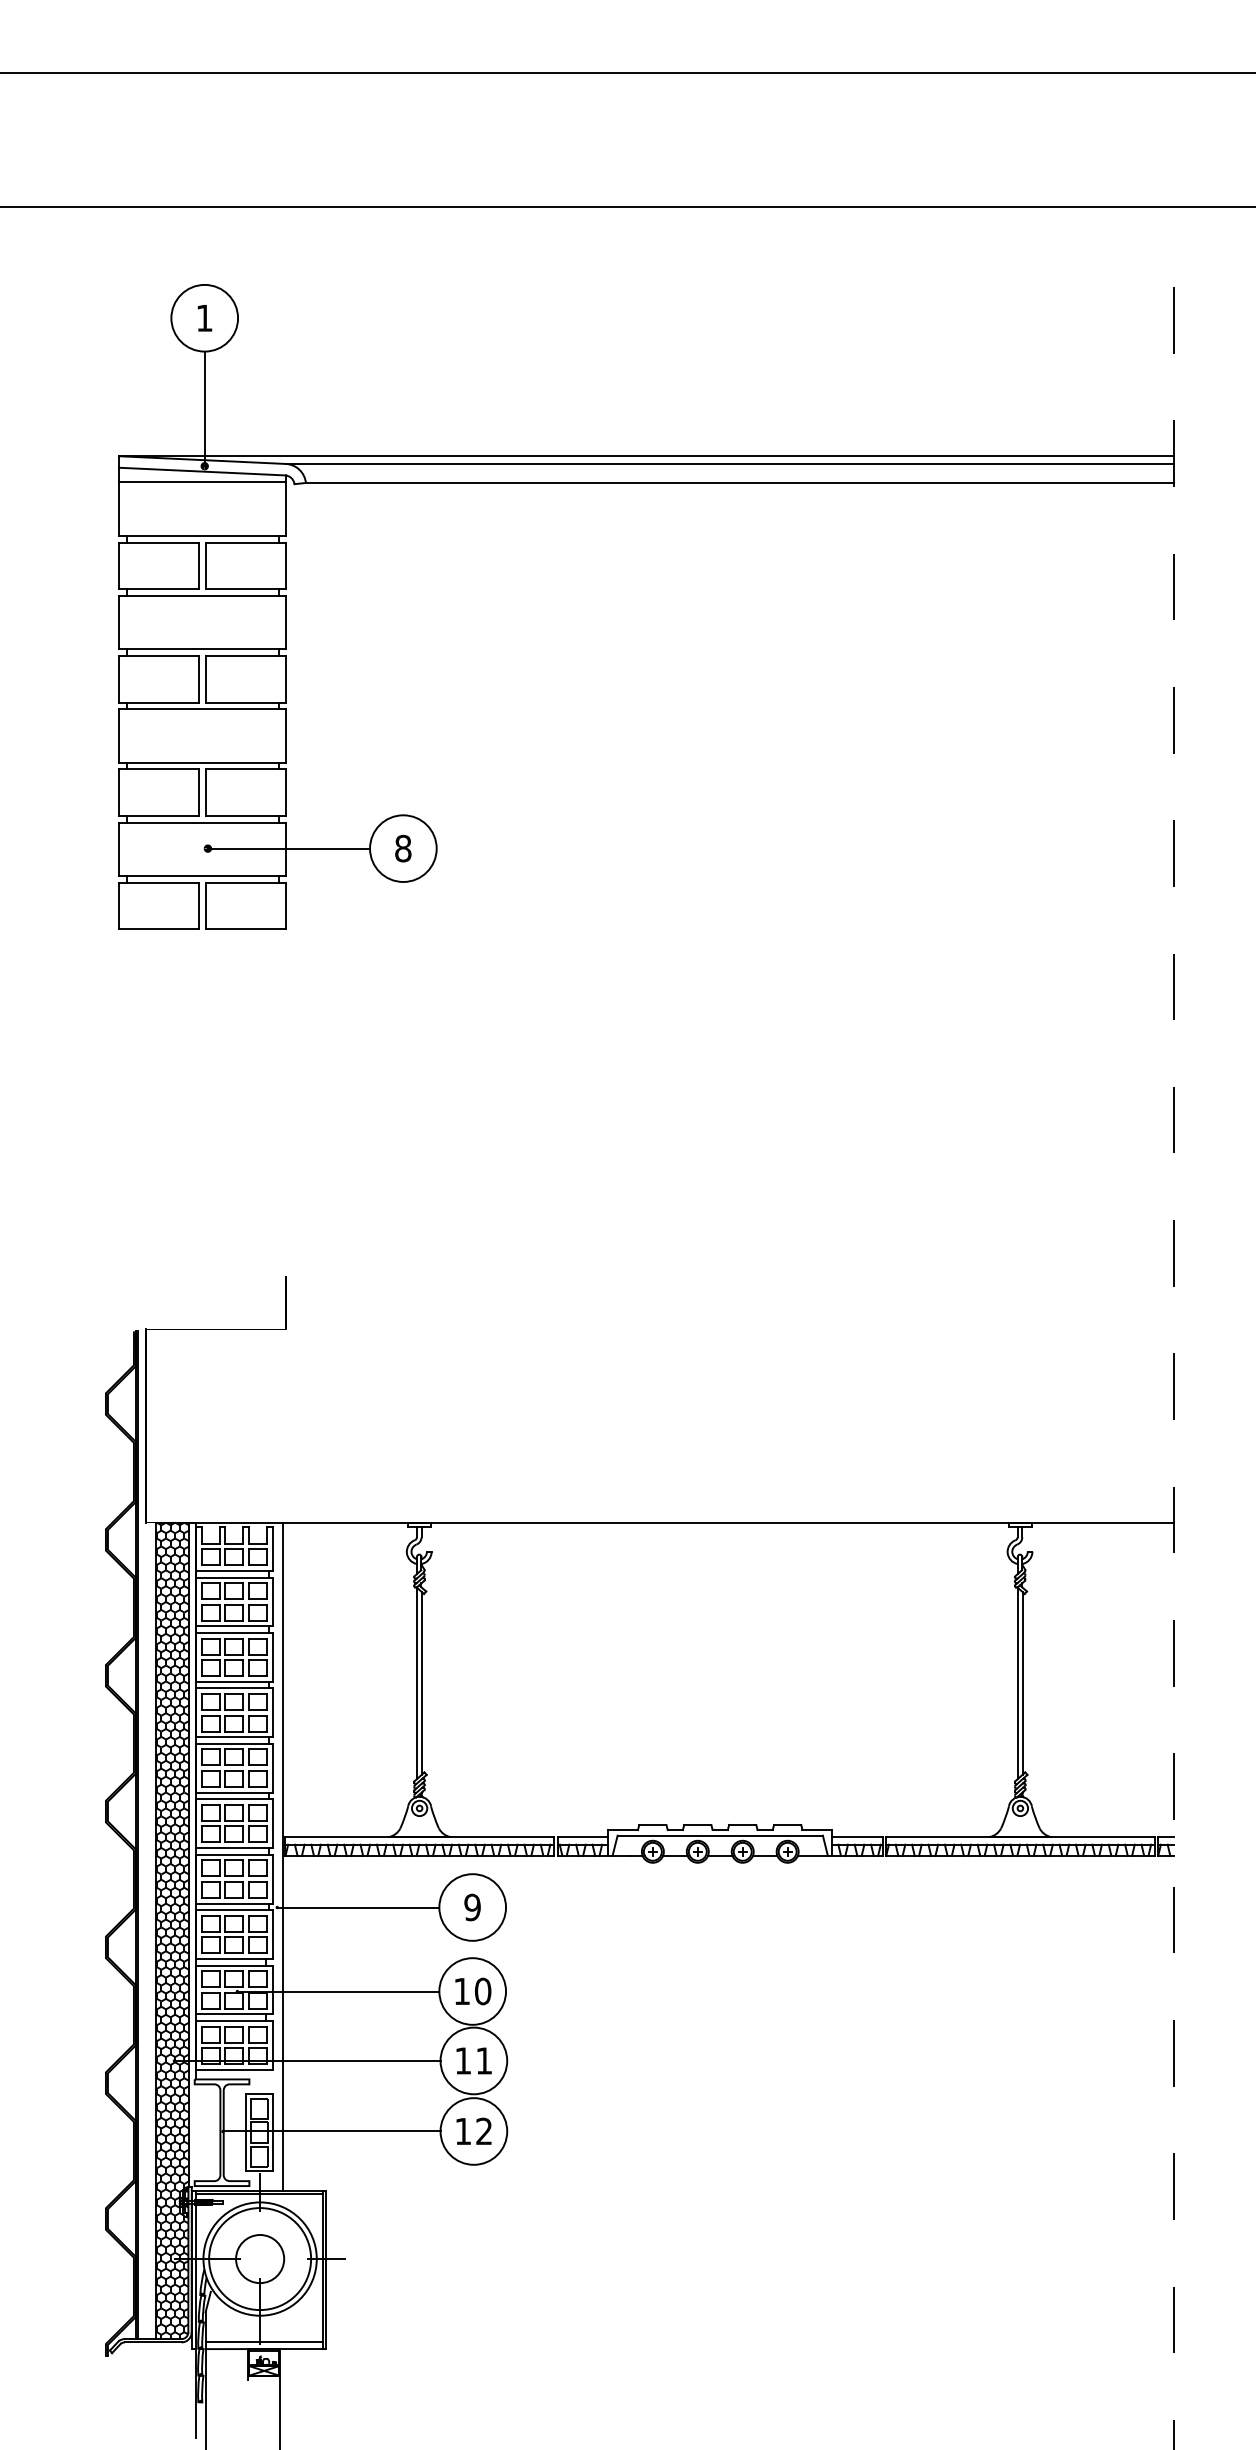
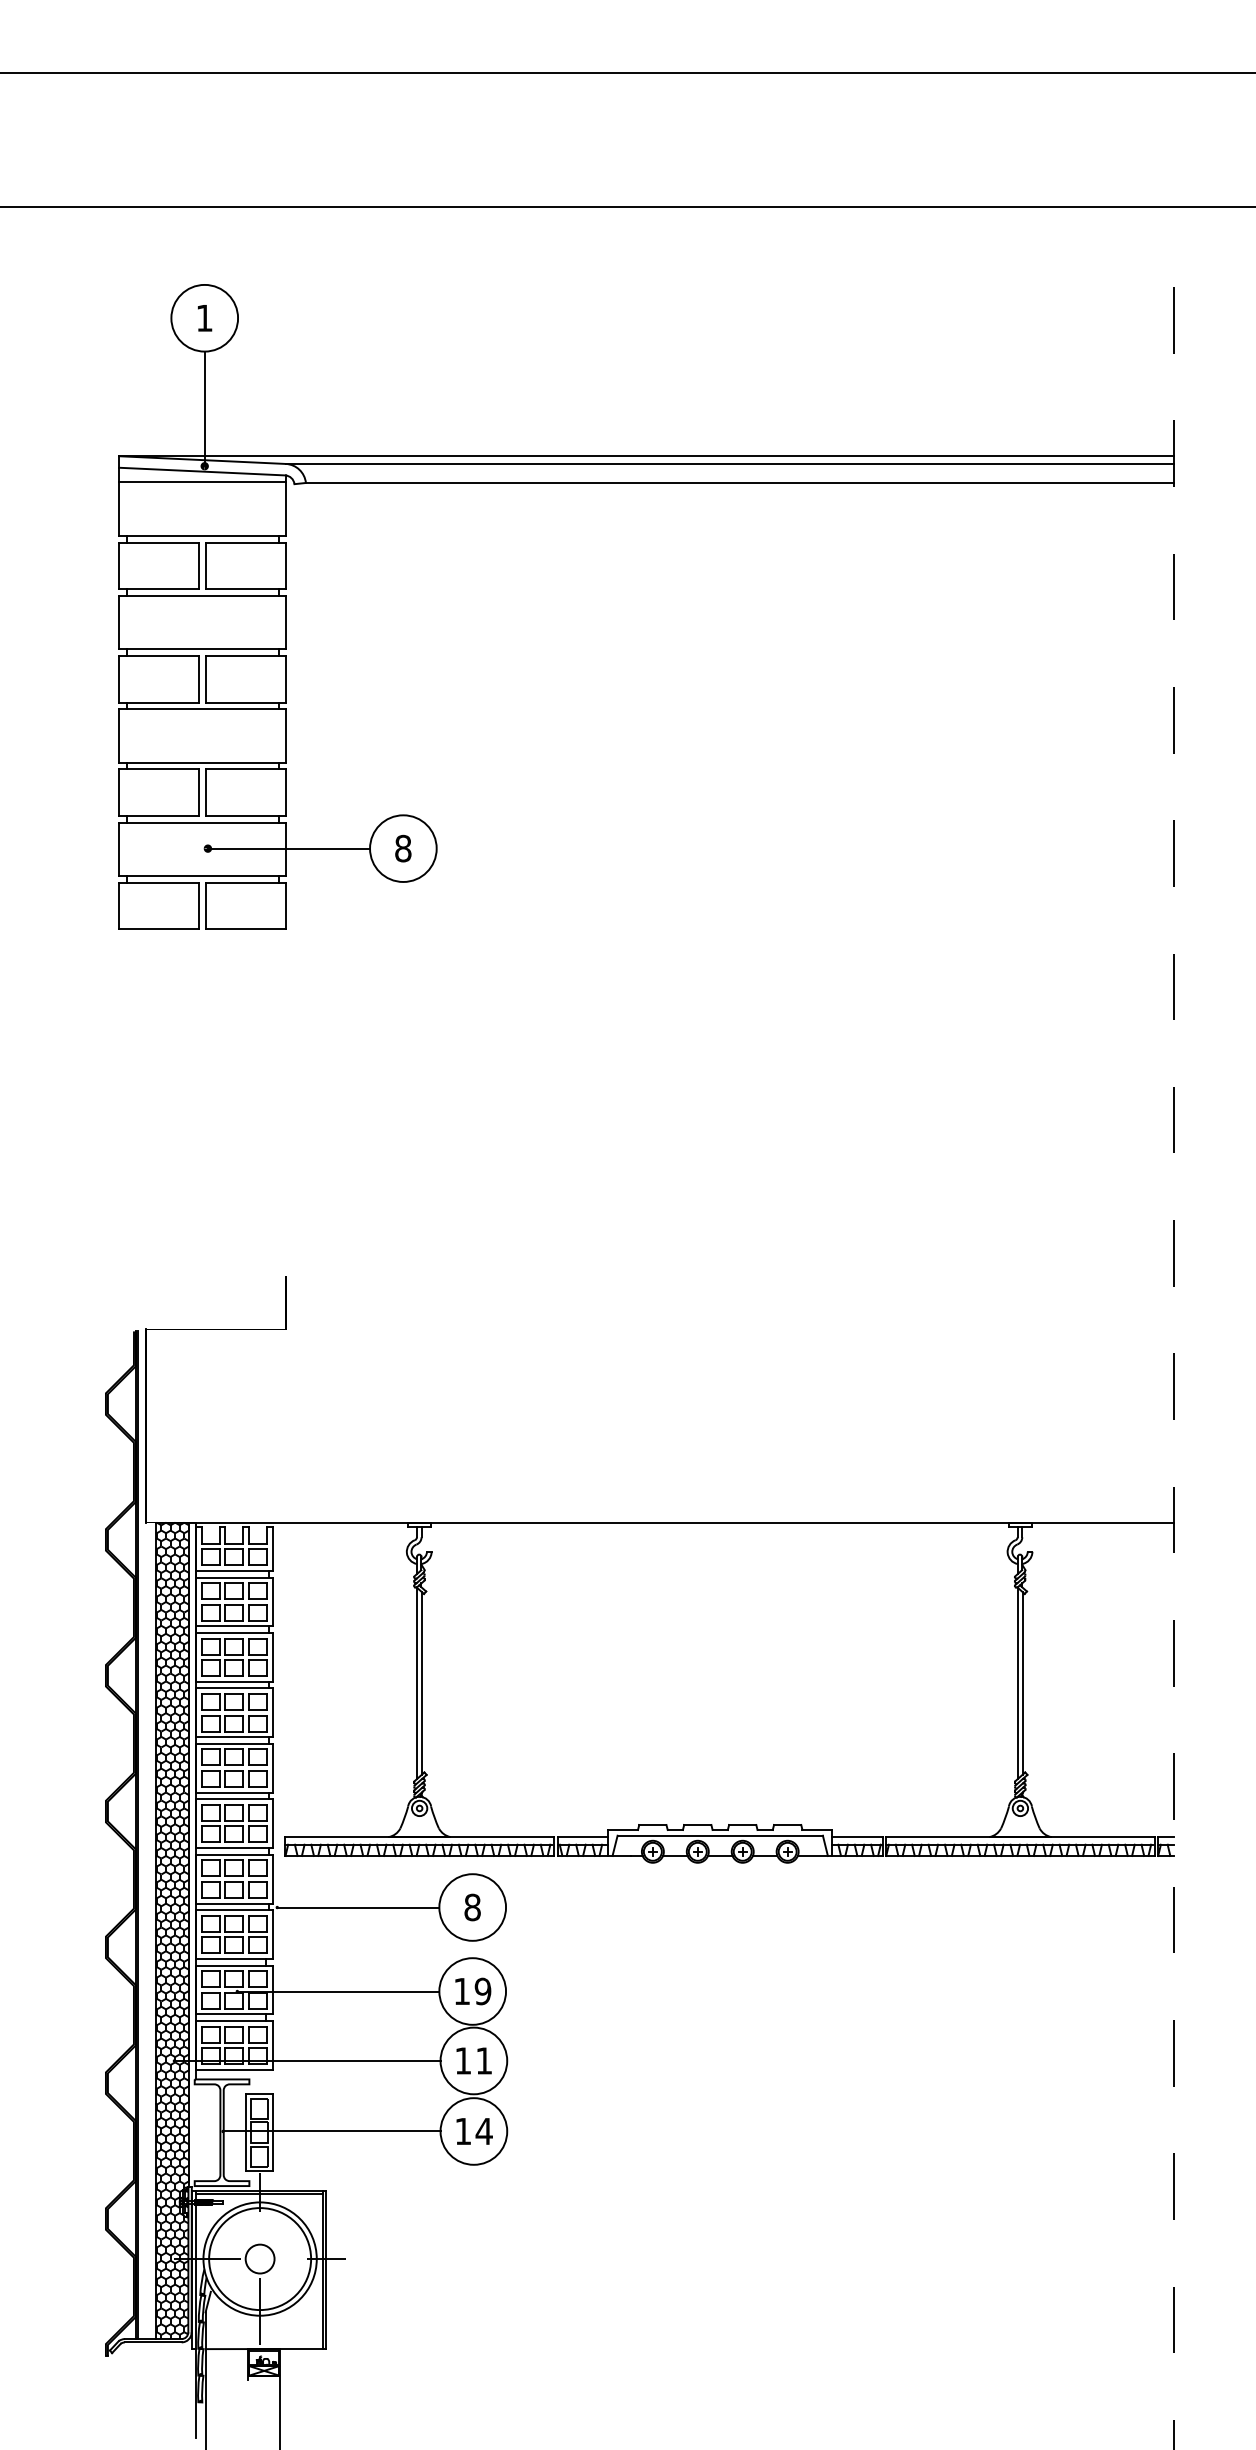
line: present -> none (282, 1856)
text: 9 -> 8 (472, 1907)
text: 10 -> 19 (482, 1991)
text: 12 -> 14 (483, 2130)
circle diameter: 48 px -> 29 px (259, 2258)
line: present -> none (263, 2342)
